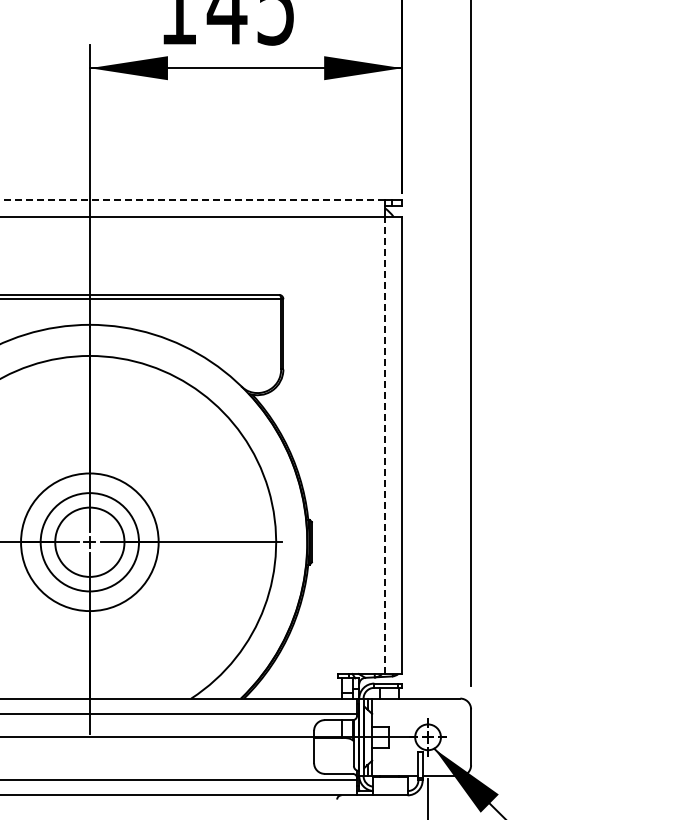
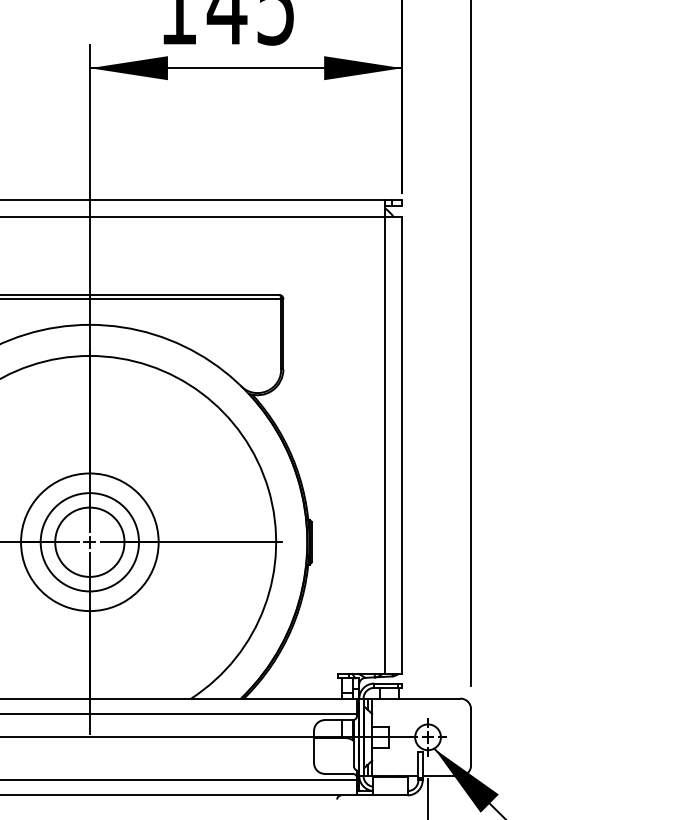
line: dashed -> solid (192, 199)
line: dashed -> solid (385, 445)
